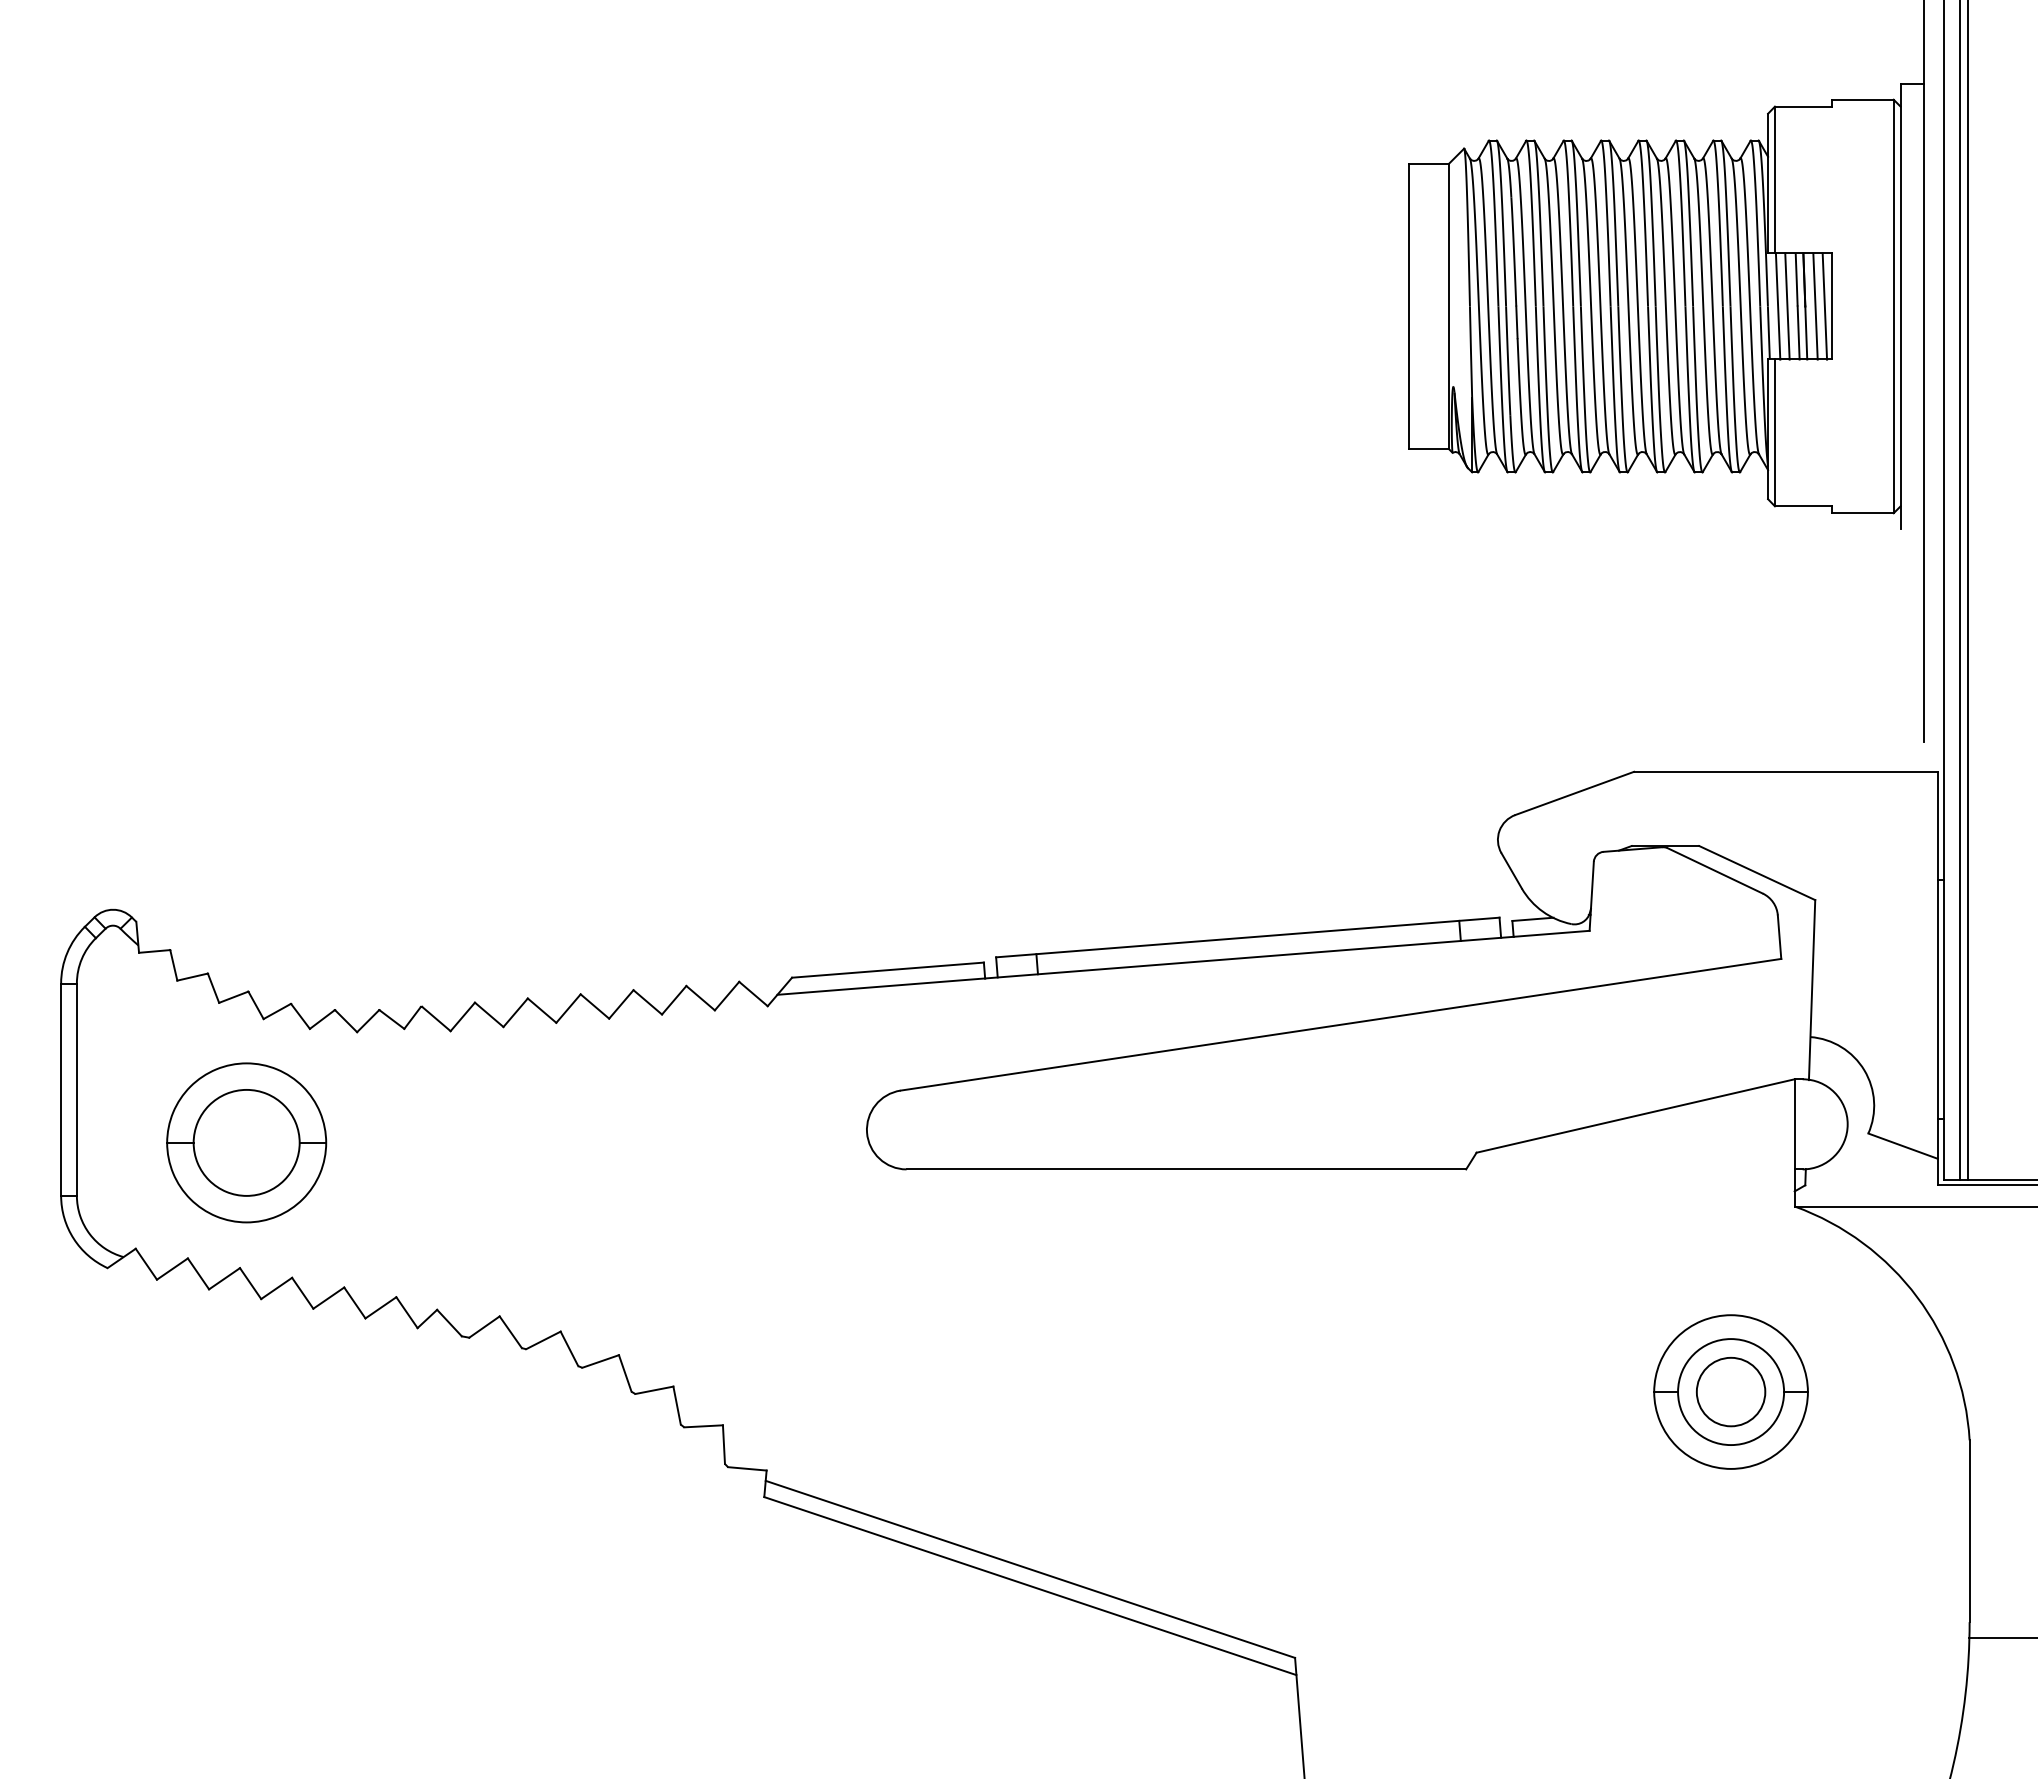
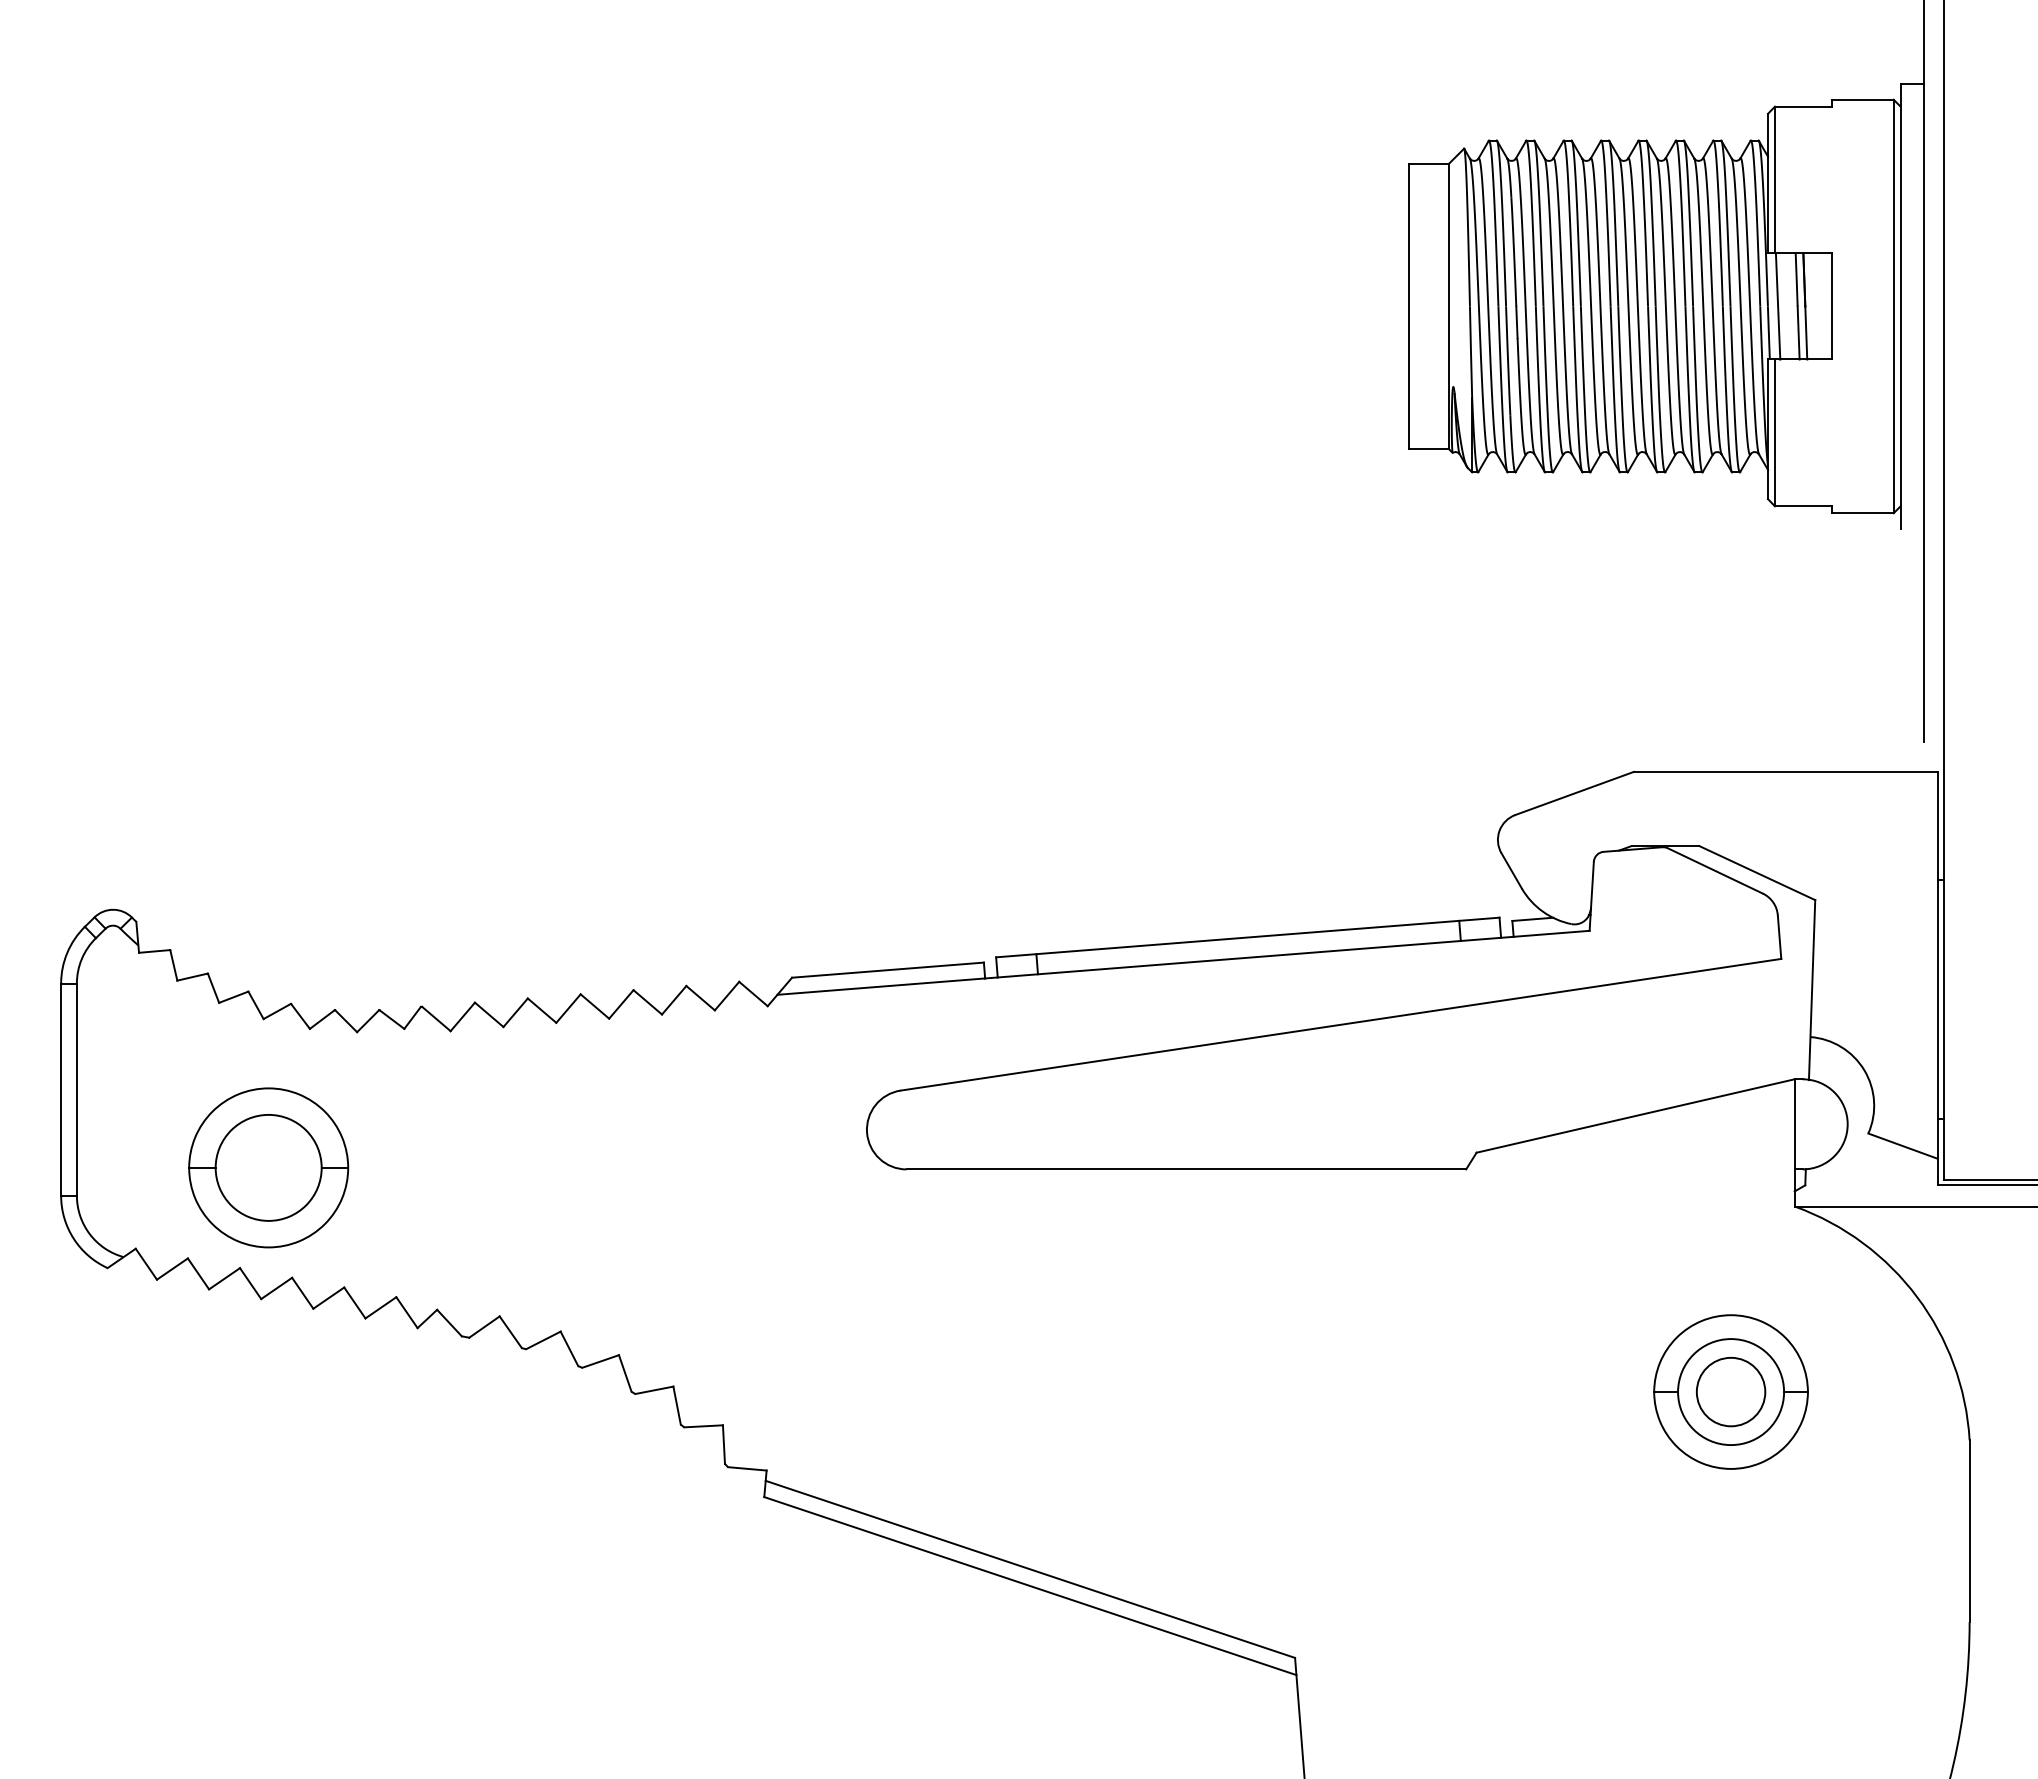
line: present -> none (1787, 306)
line: present -> none (1815, 306)
line: present -> none (1824, 306)
line: present -> none (1959, 591)
line: present -> none (1967, 591)
part position: (246, 1142) -> (268, 1167) (268, 1167)
line: present -> none (2001, 1638)
